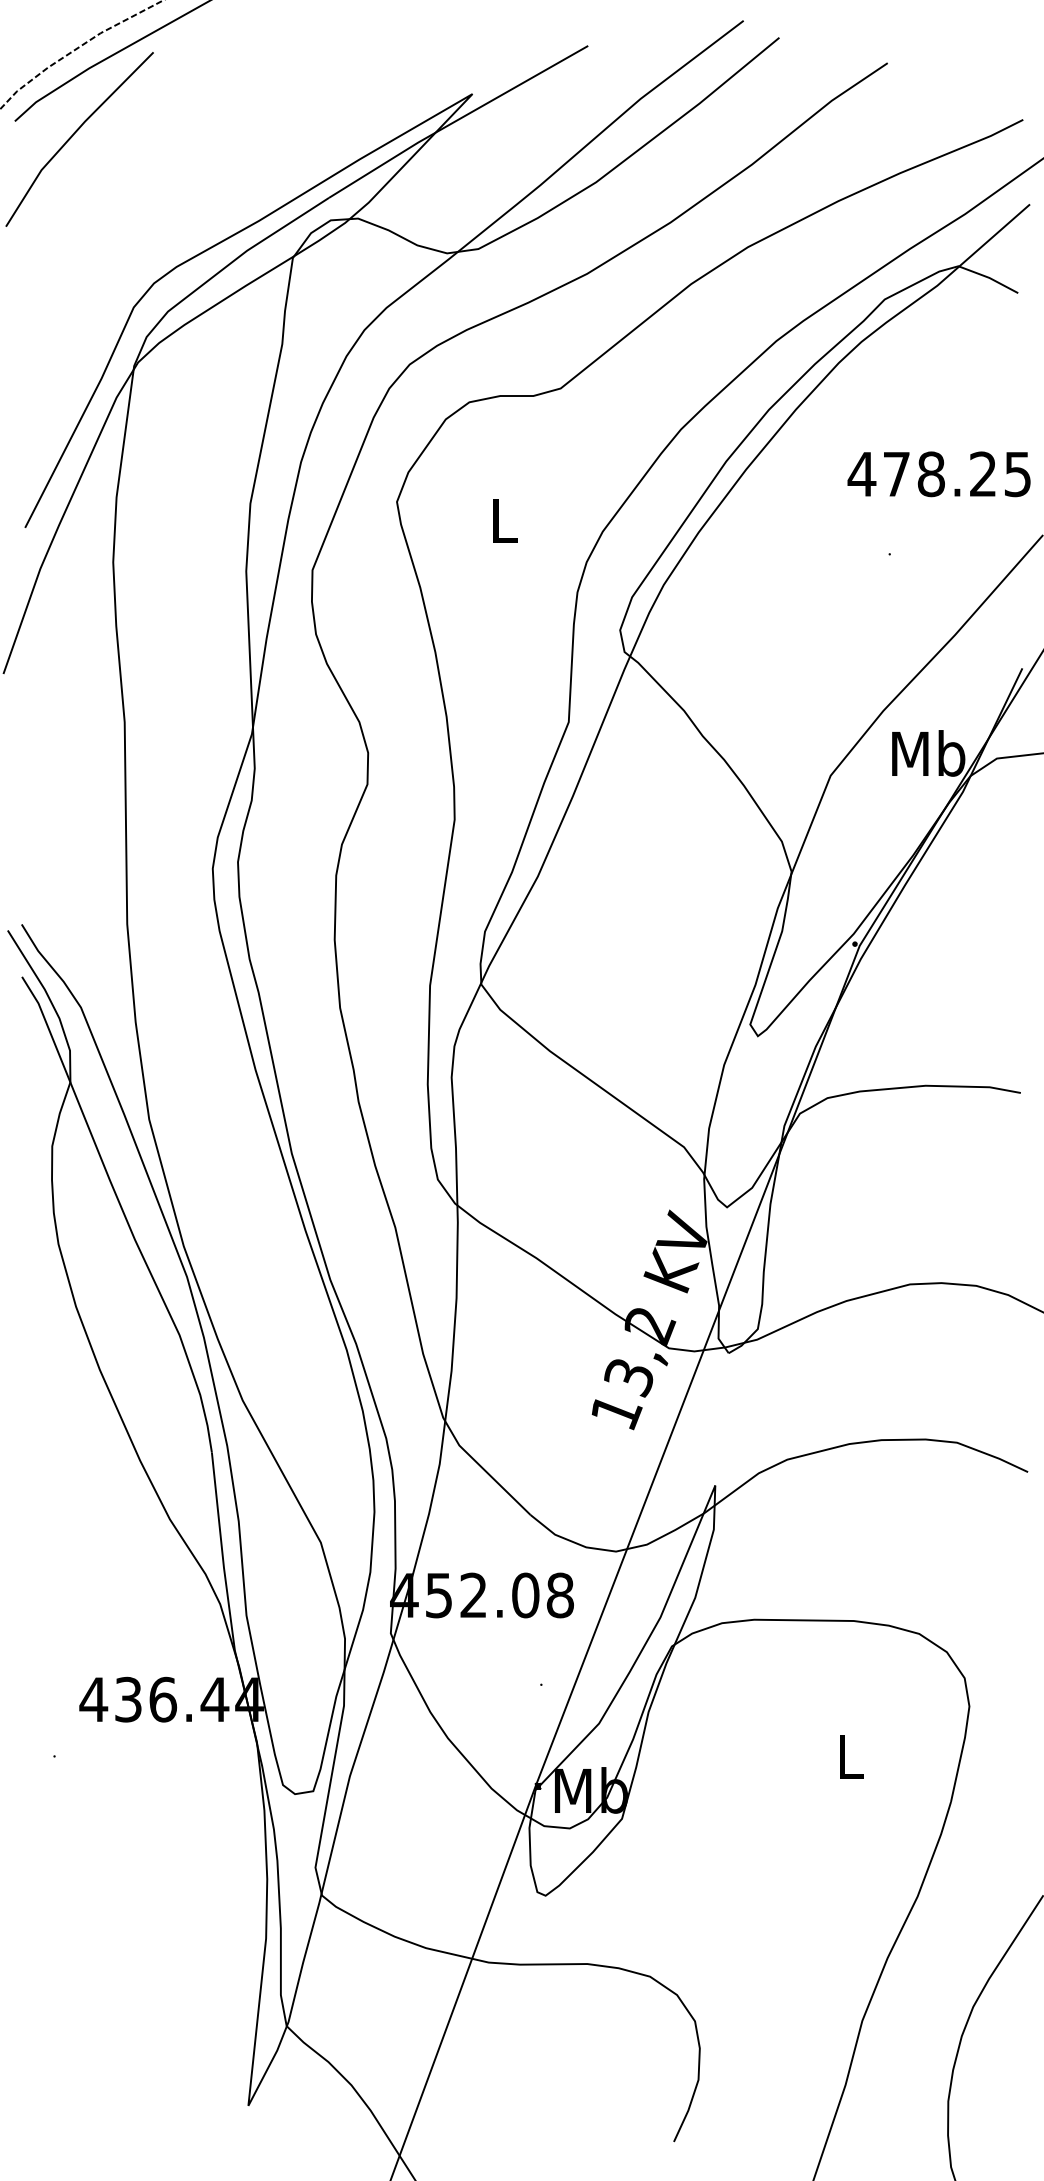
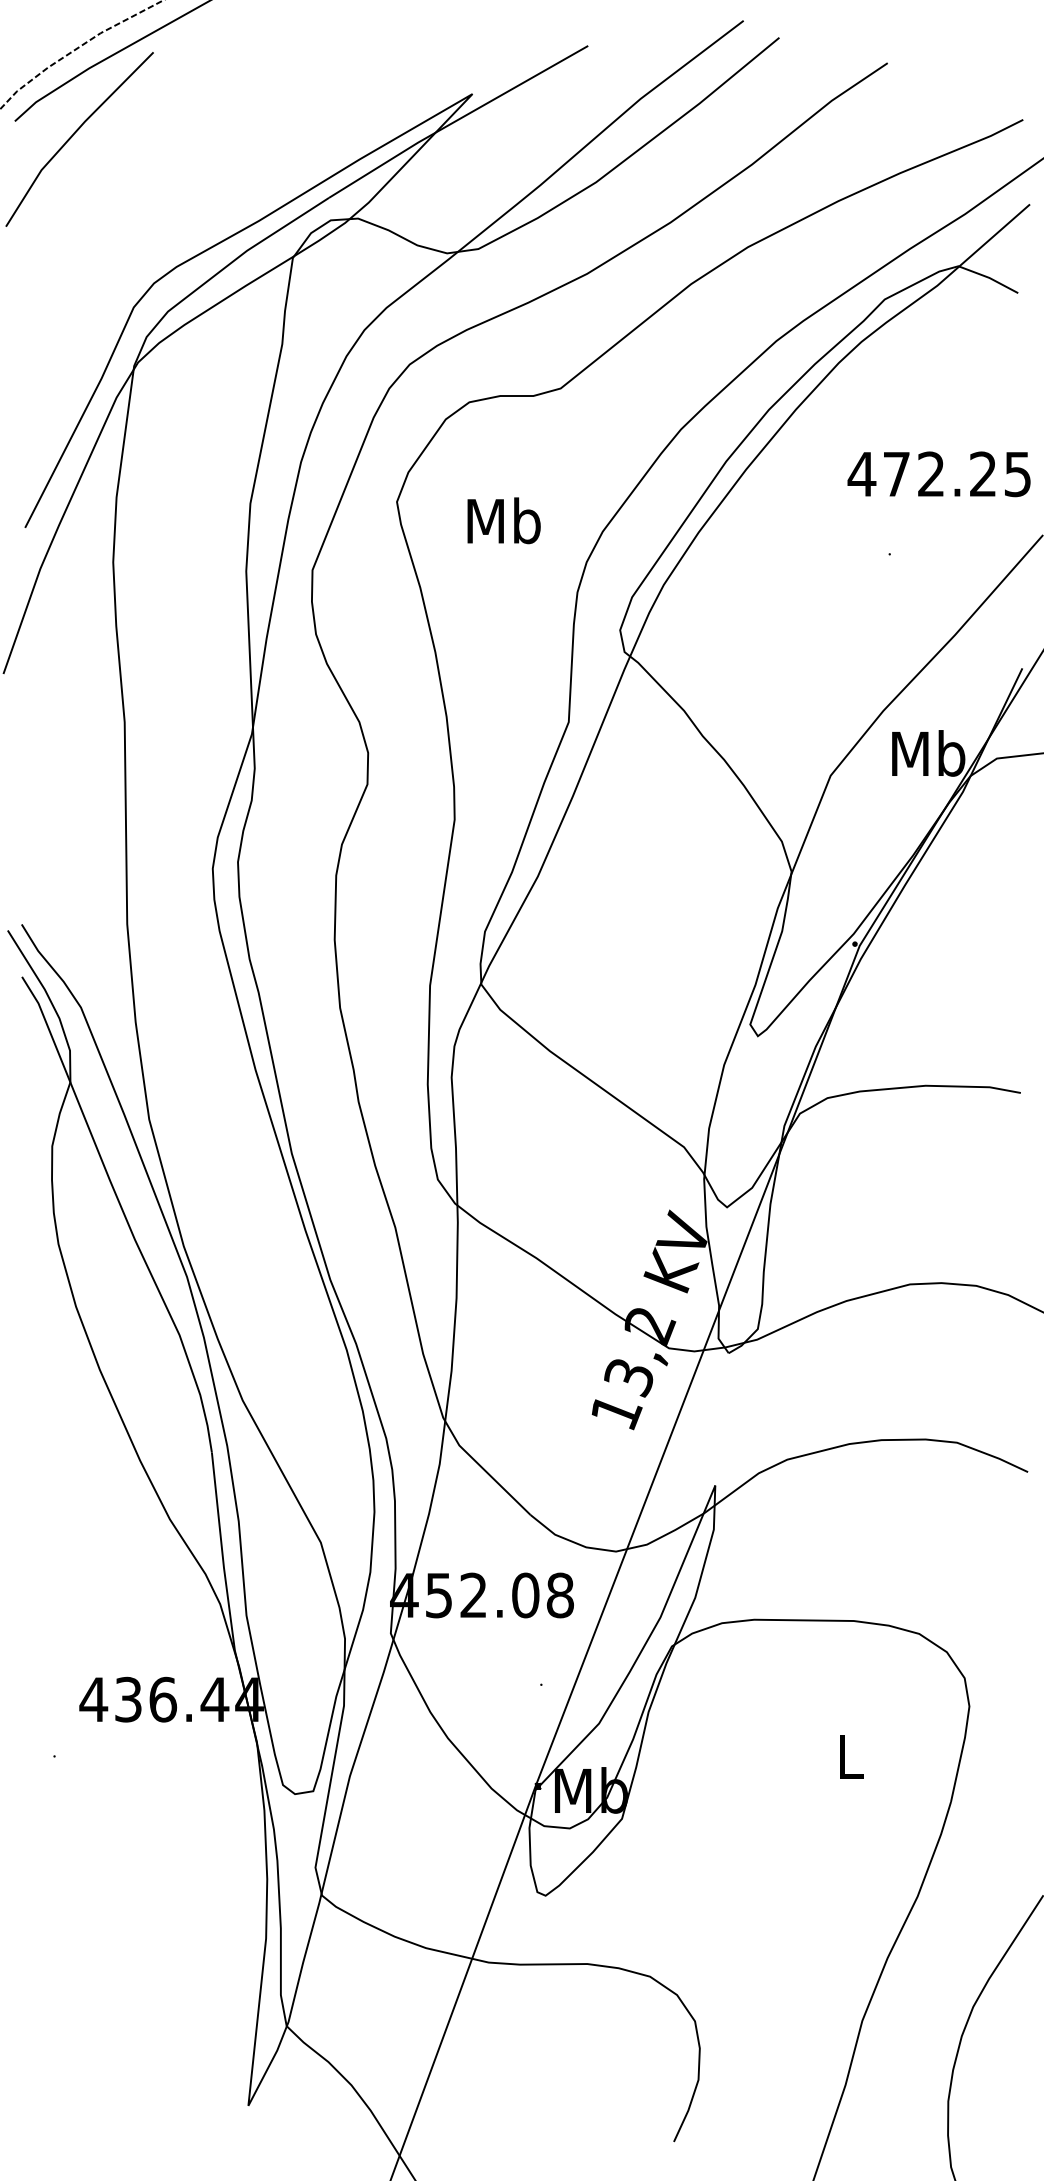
text: 478.25 -> 472.25 (930, 474)
text: L -> Mb (503, 520)
